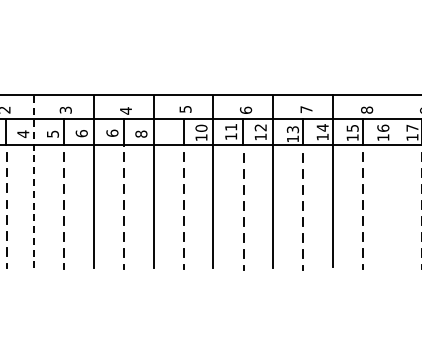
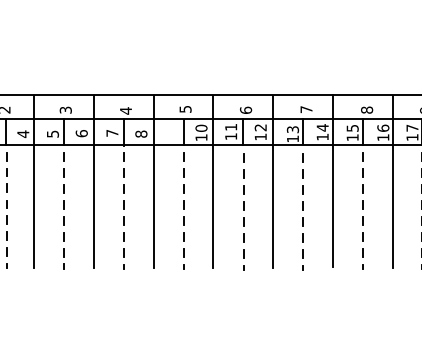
text: 6 -> 7 (112, 132)
line: none -> present (393, 181)
line: dashed -> solid (33, 182)
